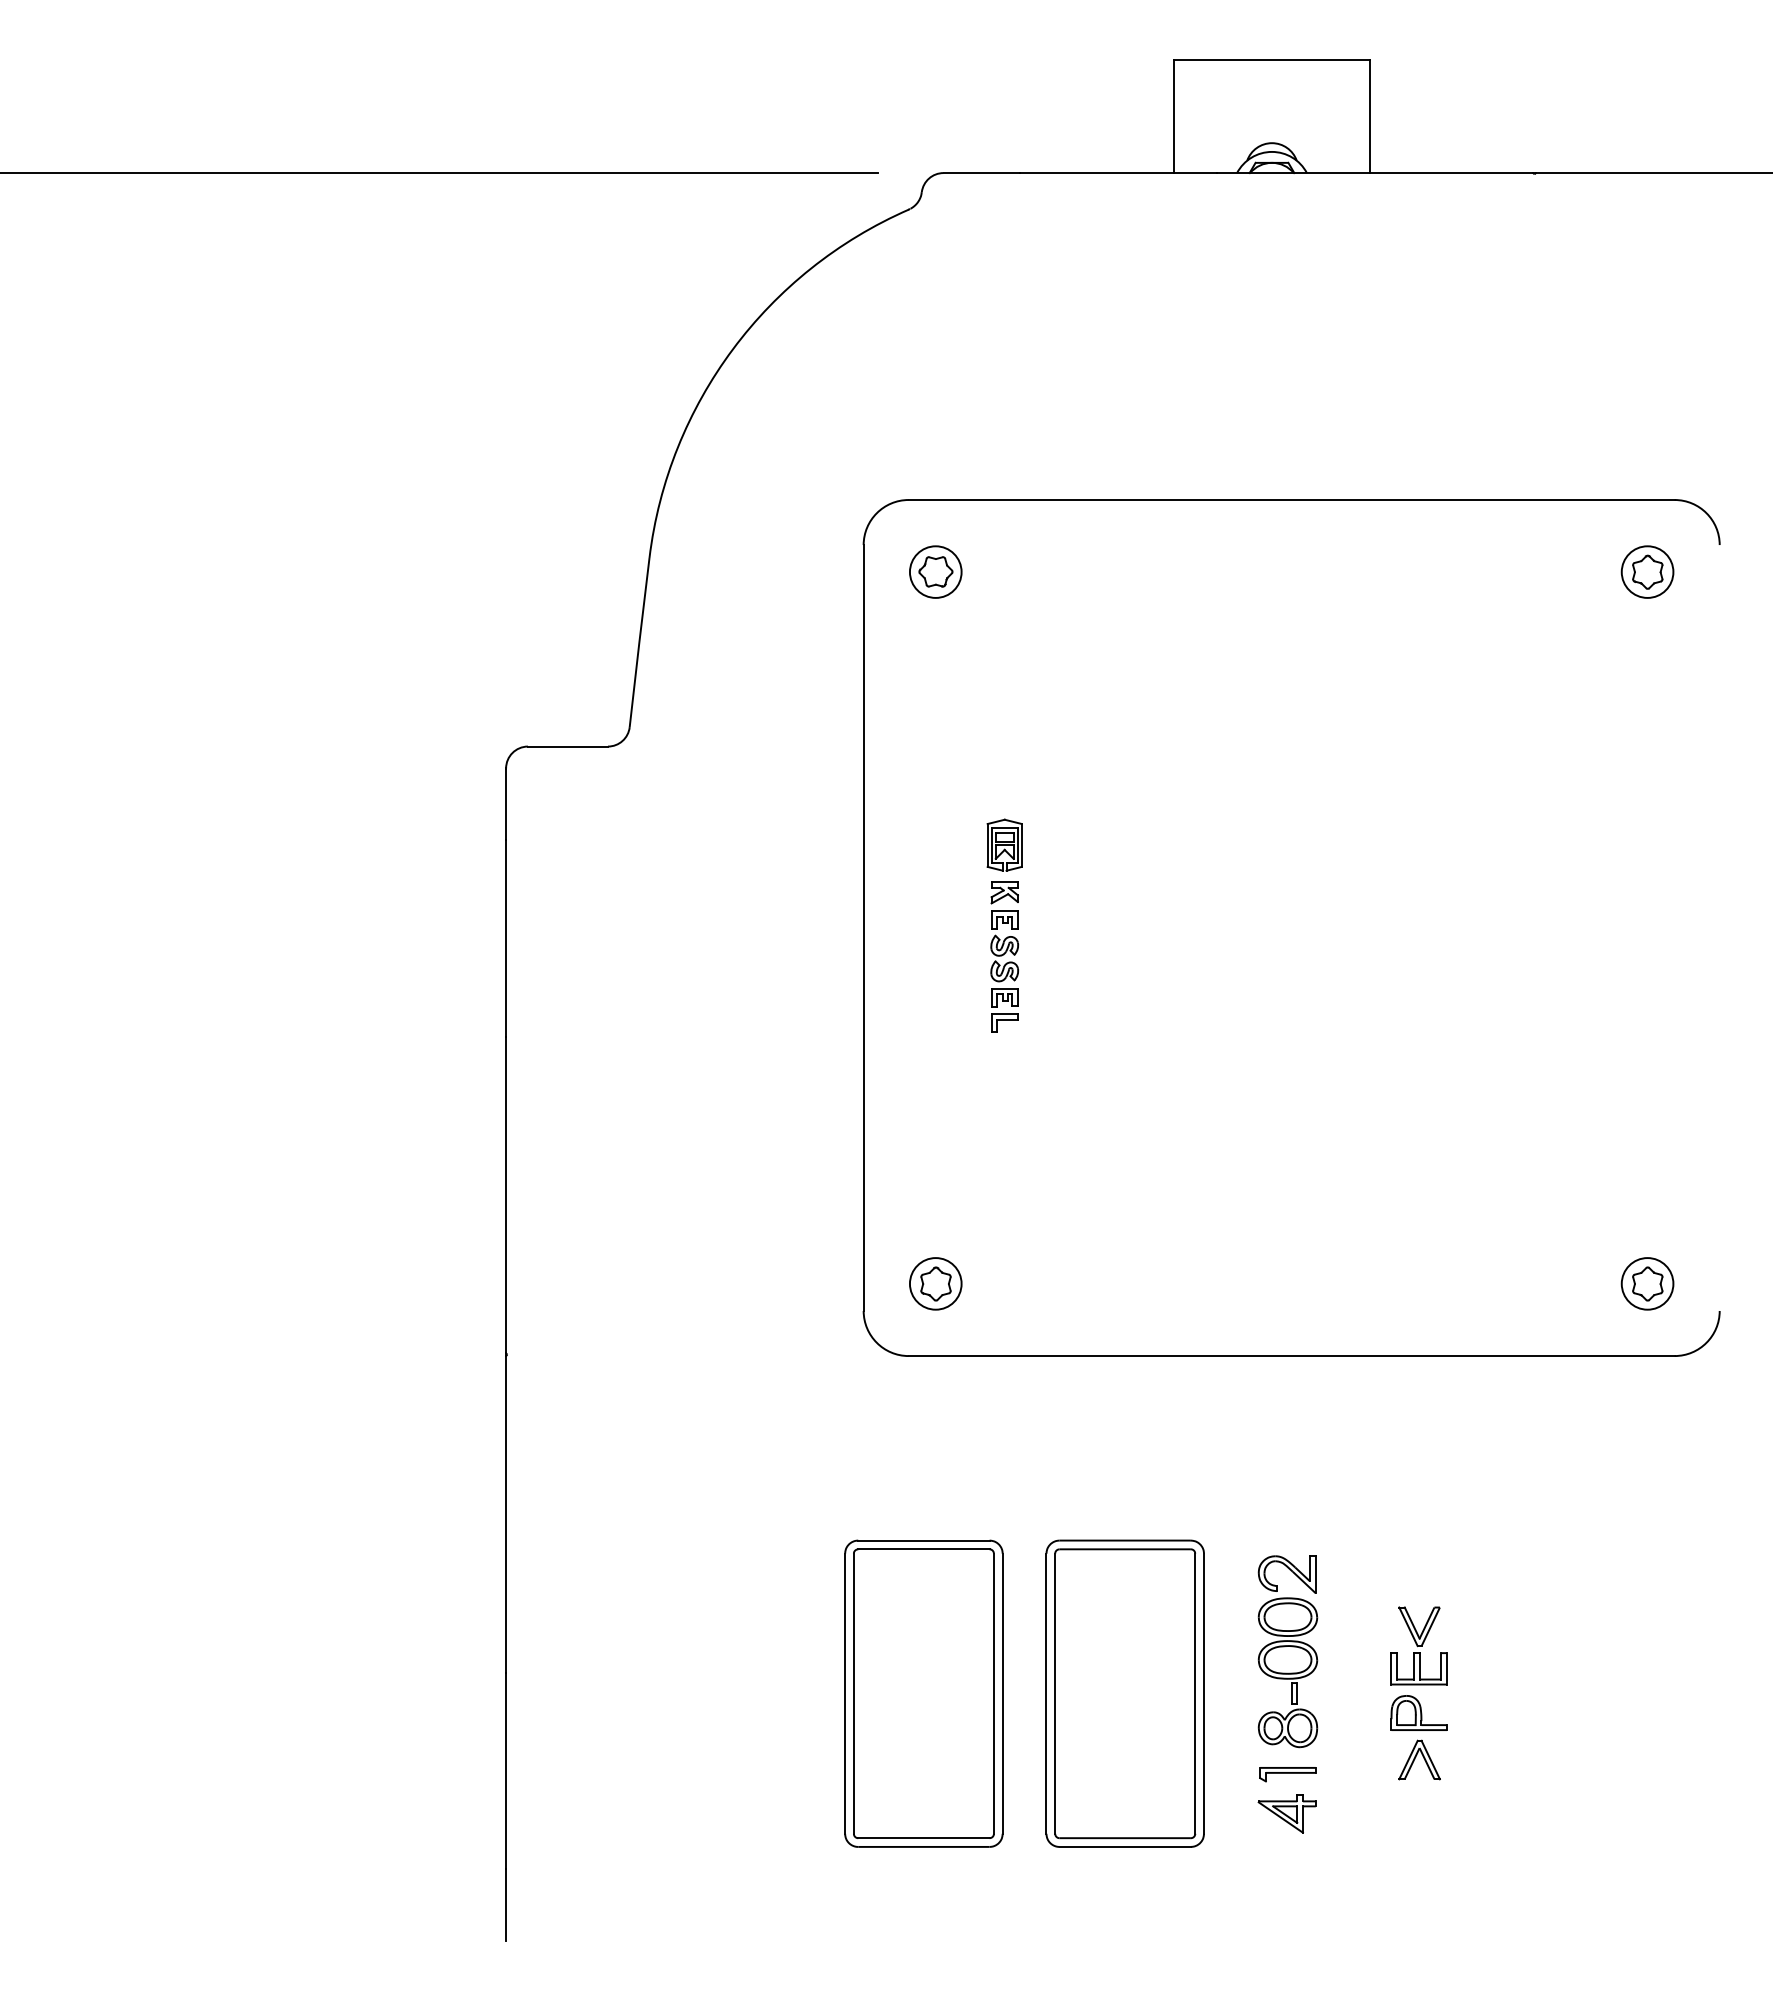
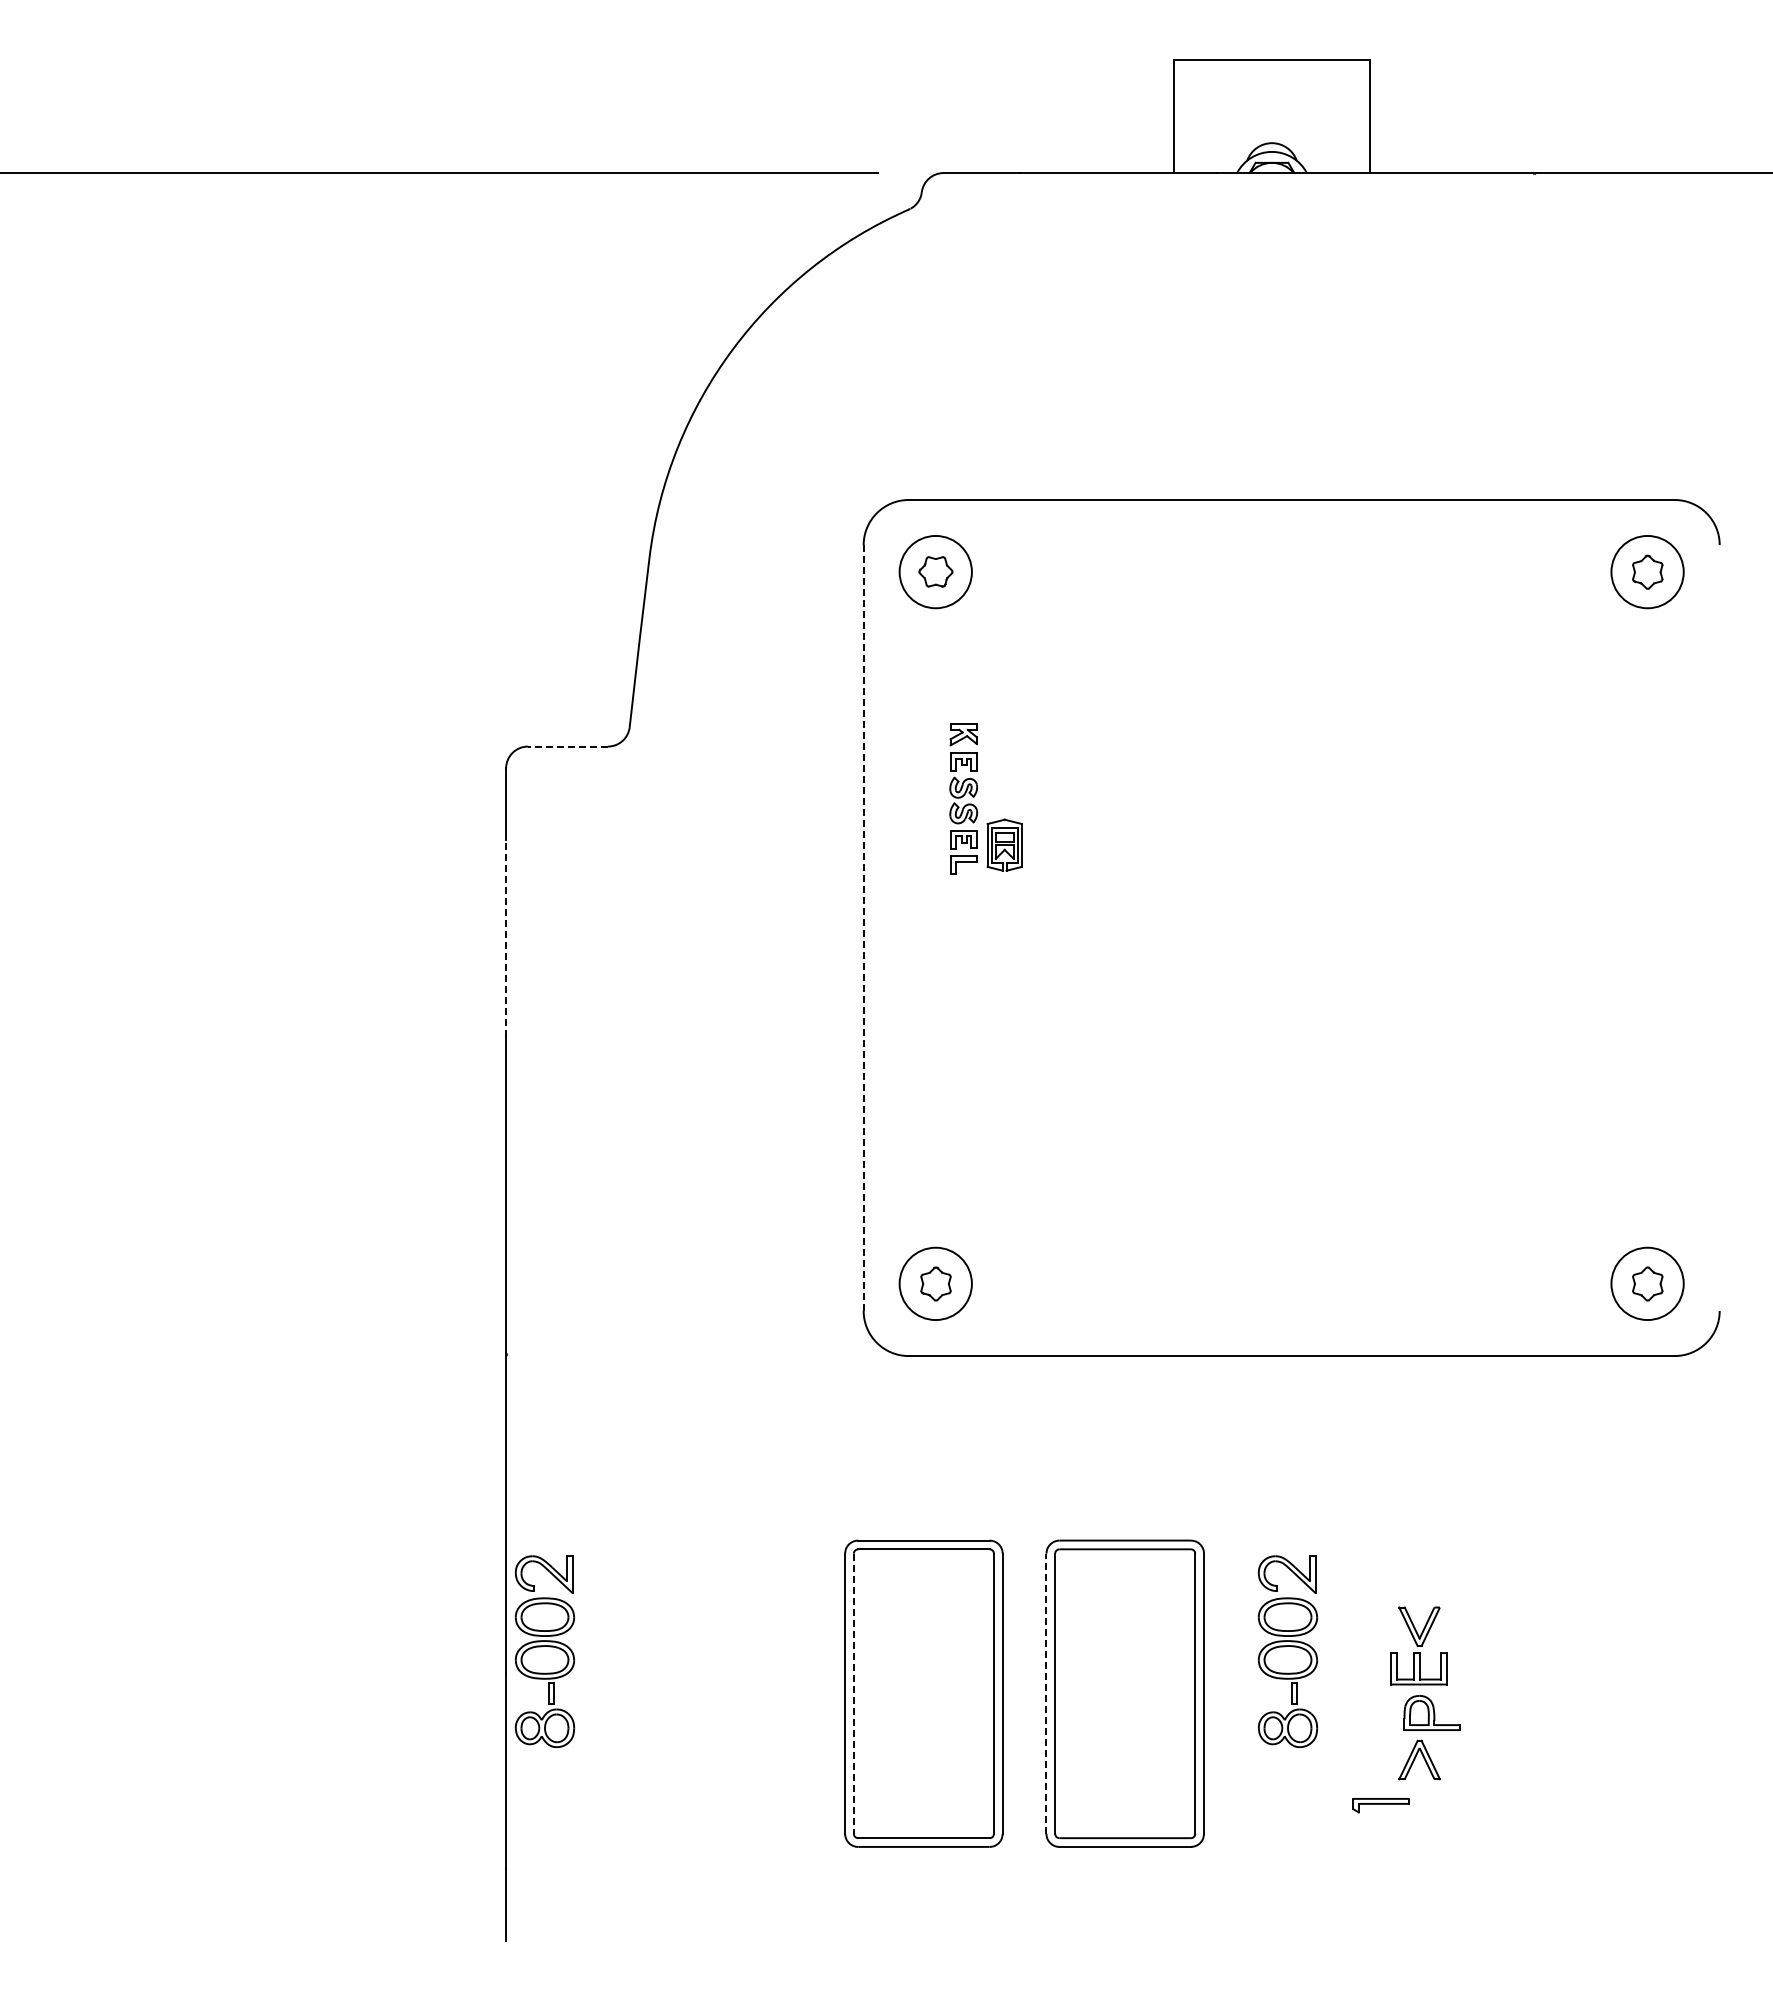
circle diameter: 52 px -> 72 px (935, 571)
circle diameter: 52 px -> 72 px (1647, 571)
line: solid -> dashed (567, 746)
line: solid -> dashed (863, 928)
line: solid -> dashed (506, 938)
part position: (1004, 956) -> (963, 798) (963, 798)
circle diameter: 52 px -> 72 px (935, 1283)
circle diameter: 52 px -> 72 px (1647, 1283)
part: none -> present (544, 1651)
line: solid -> dashed (1046, 1693)
line: solid -> dashed (853, 1694)
part position: (1418, 1712) -> (1431, 1712) (1431, 1712)
part position: (1287, 1774) -> (1380, 1805) (1380, 1805)
part: present -> none (1286, 1813)
